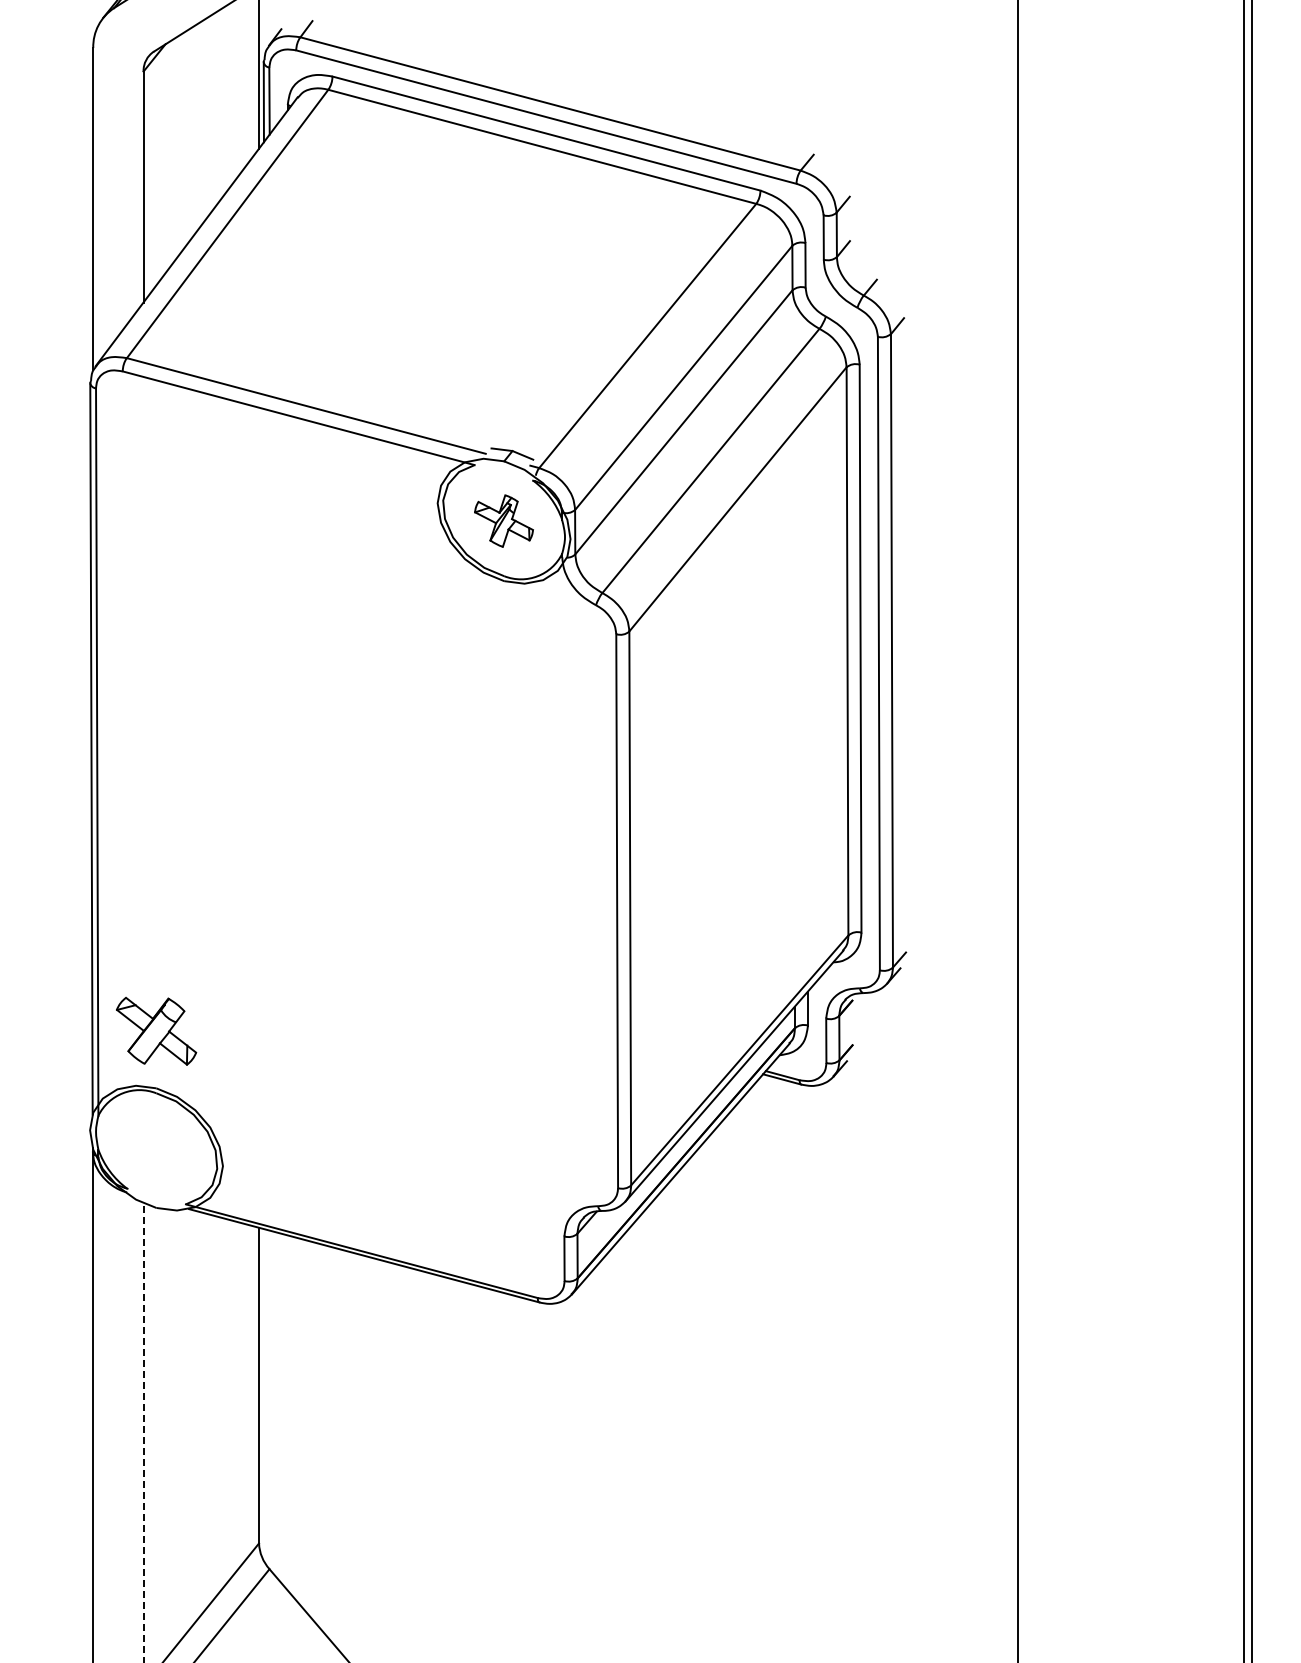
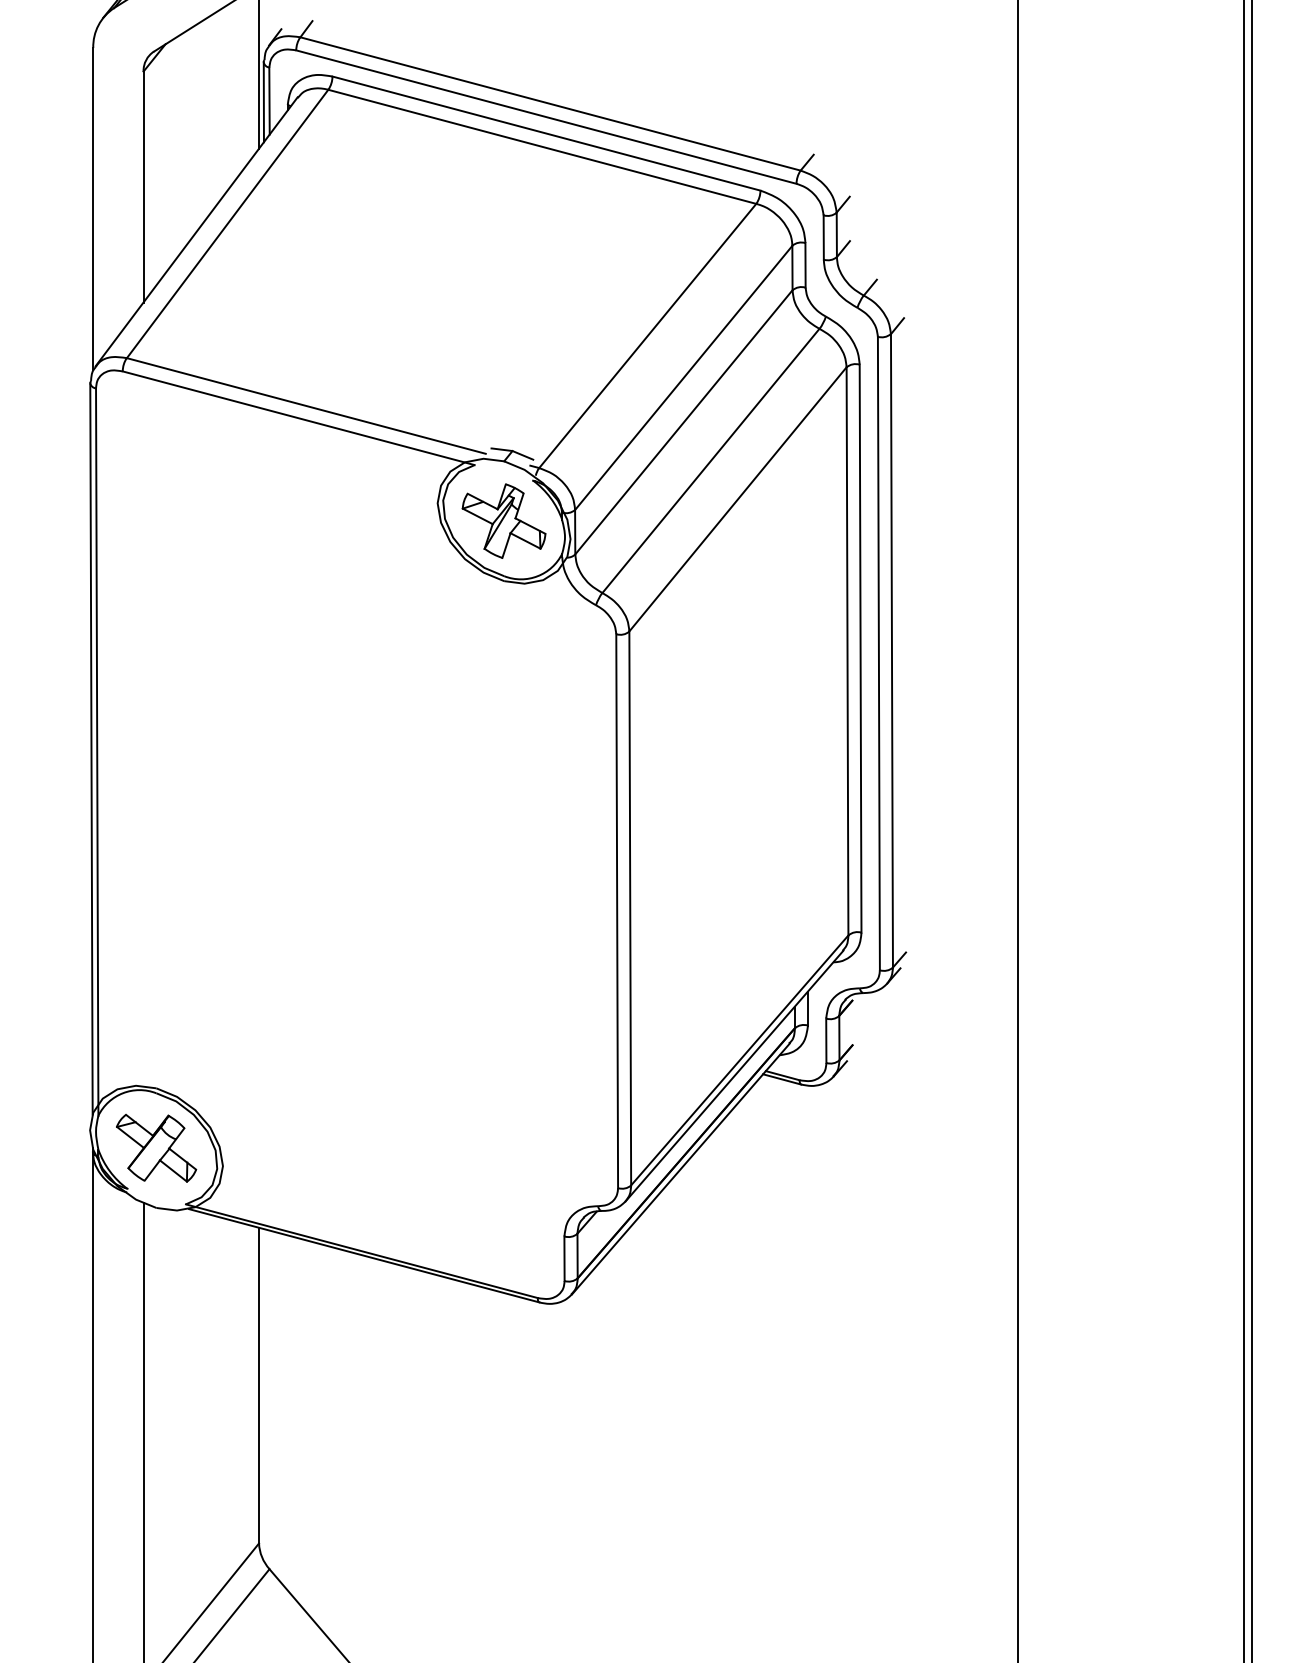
part size: 60x54 px -> 86x76 px (503, 520)
part position: (156, 1030) -> (156, 1147) (156, 1147)
line: dashed -> solid (143, 1432)
